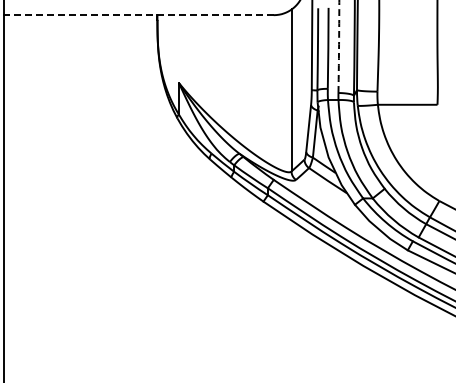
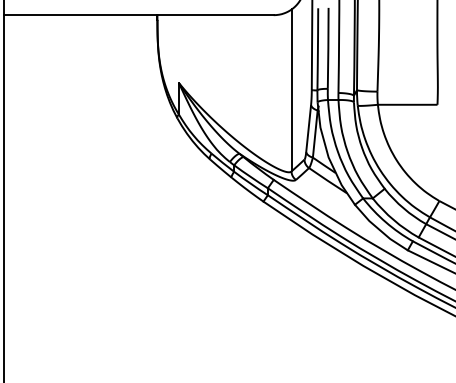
line: dashed -> solid (139, 15)
arc: dashed -> solid (339, 46)
